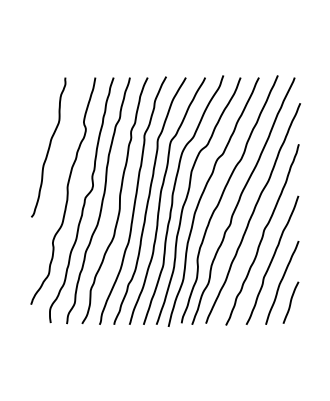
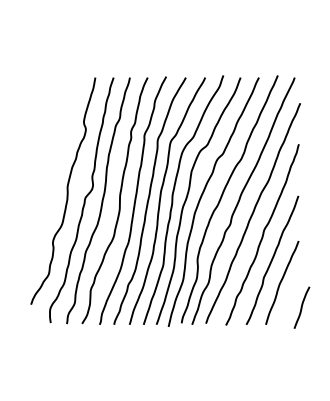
curve: present -> none (48, 147)
curve position: (290, 302) -> (301, 307) (301, 307)
